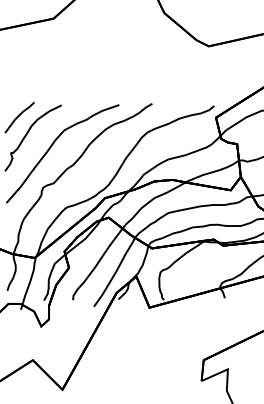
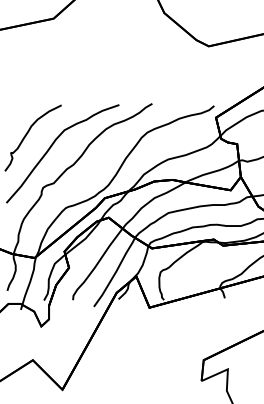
curve: present -> none (19, 116)
